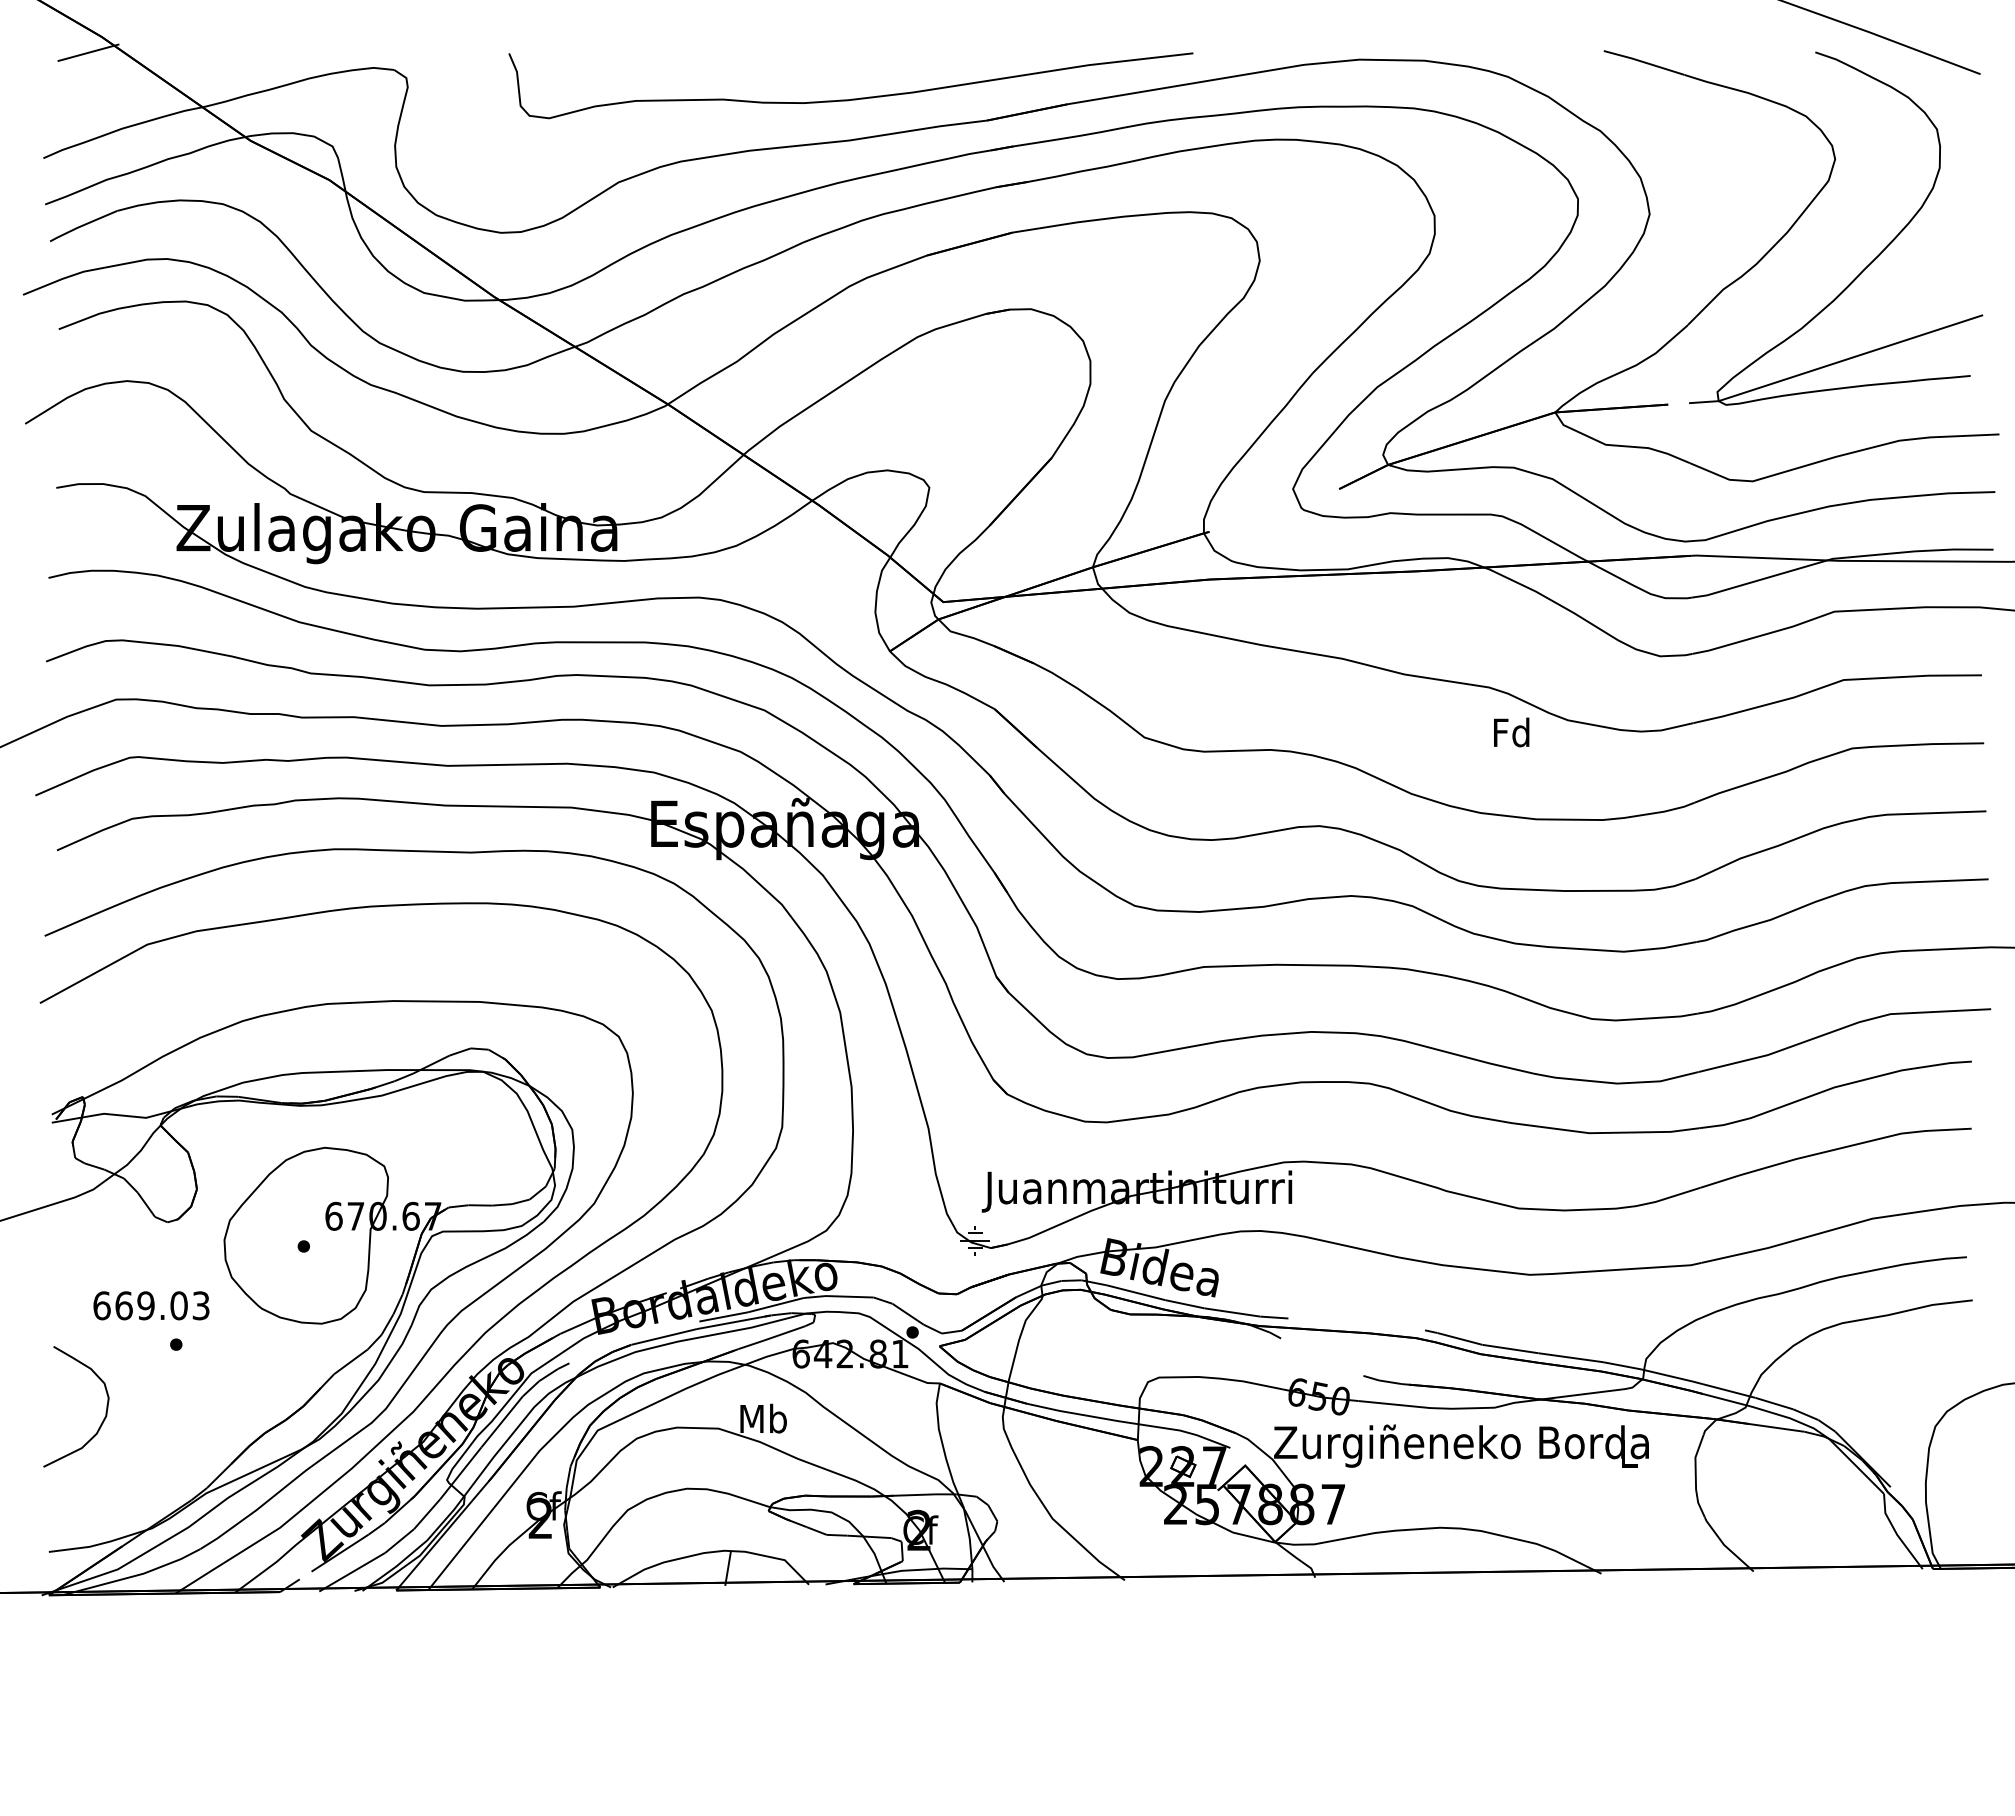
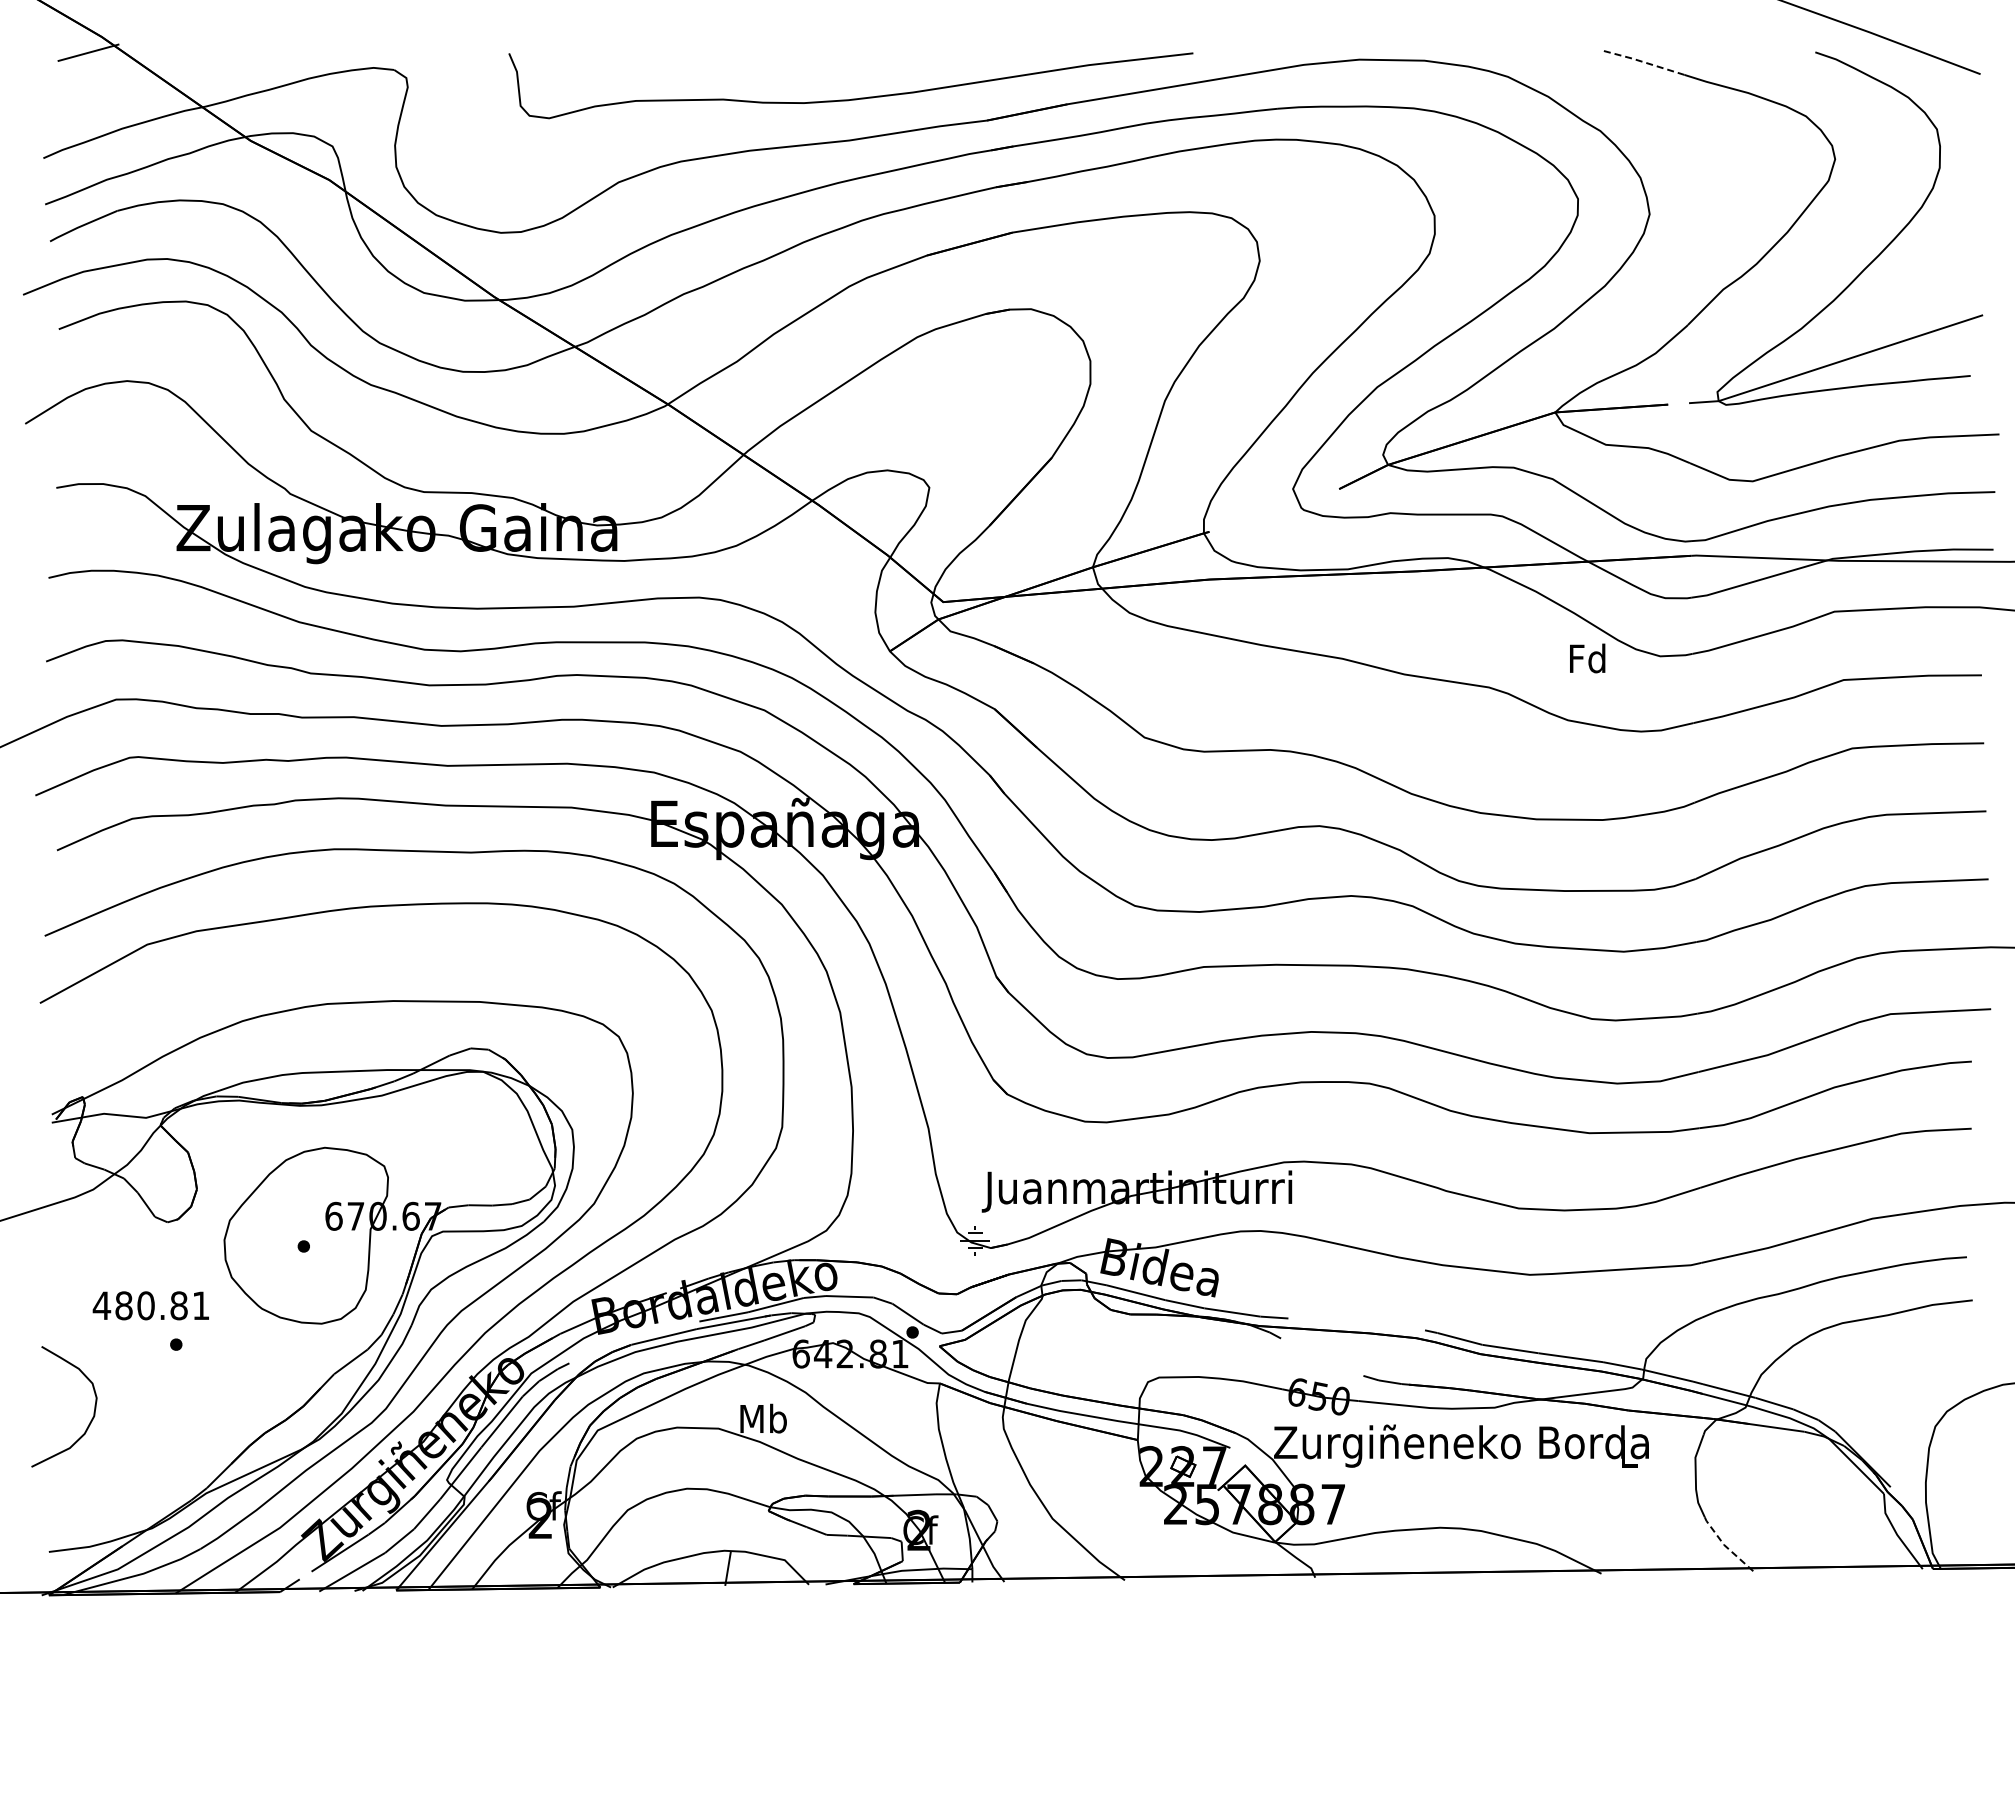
line: solid -> dashed (1643, 62)
text position: (1511, 732) -> (1587, 658) (1587, 658)
text: 669.03 -> 480.81 (150, 1305)
curve position: (102, 1420) -> (90, 1420) (90, 1420)
line: solid -> dashed (1725, 1546)
